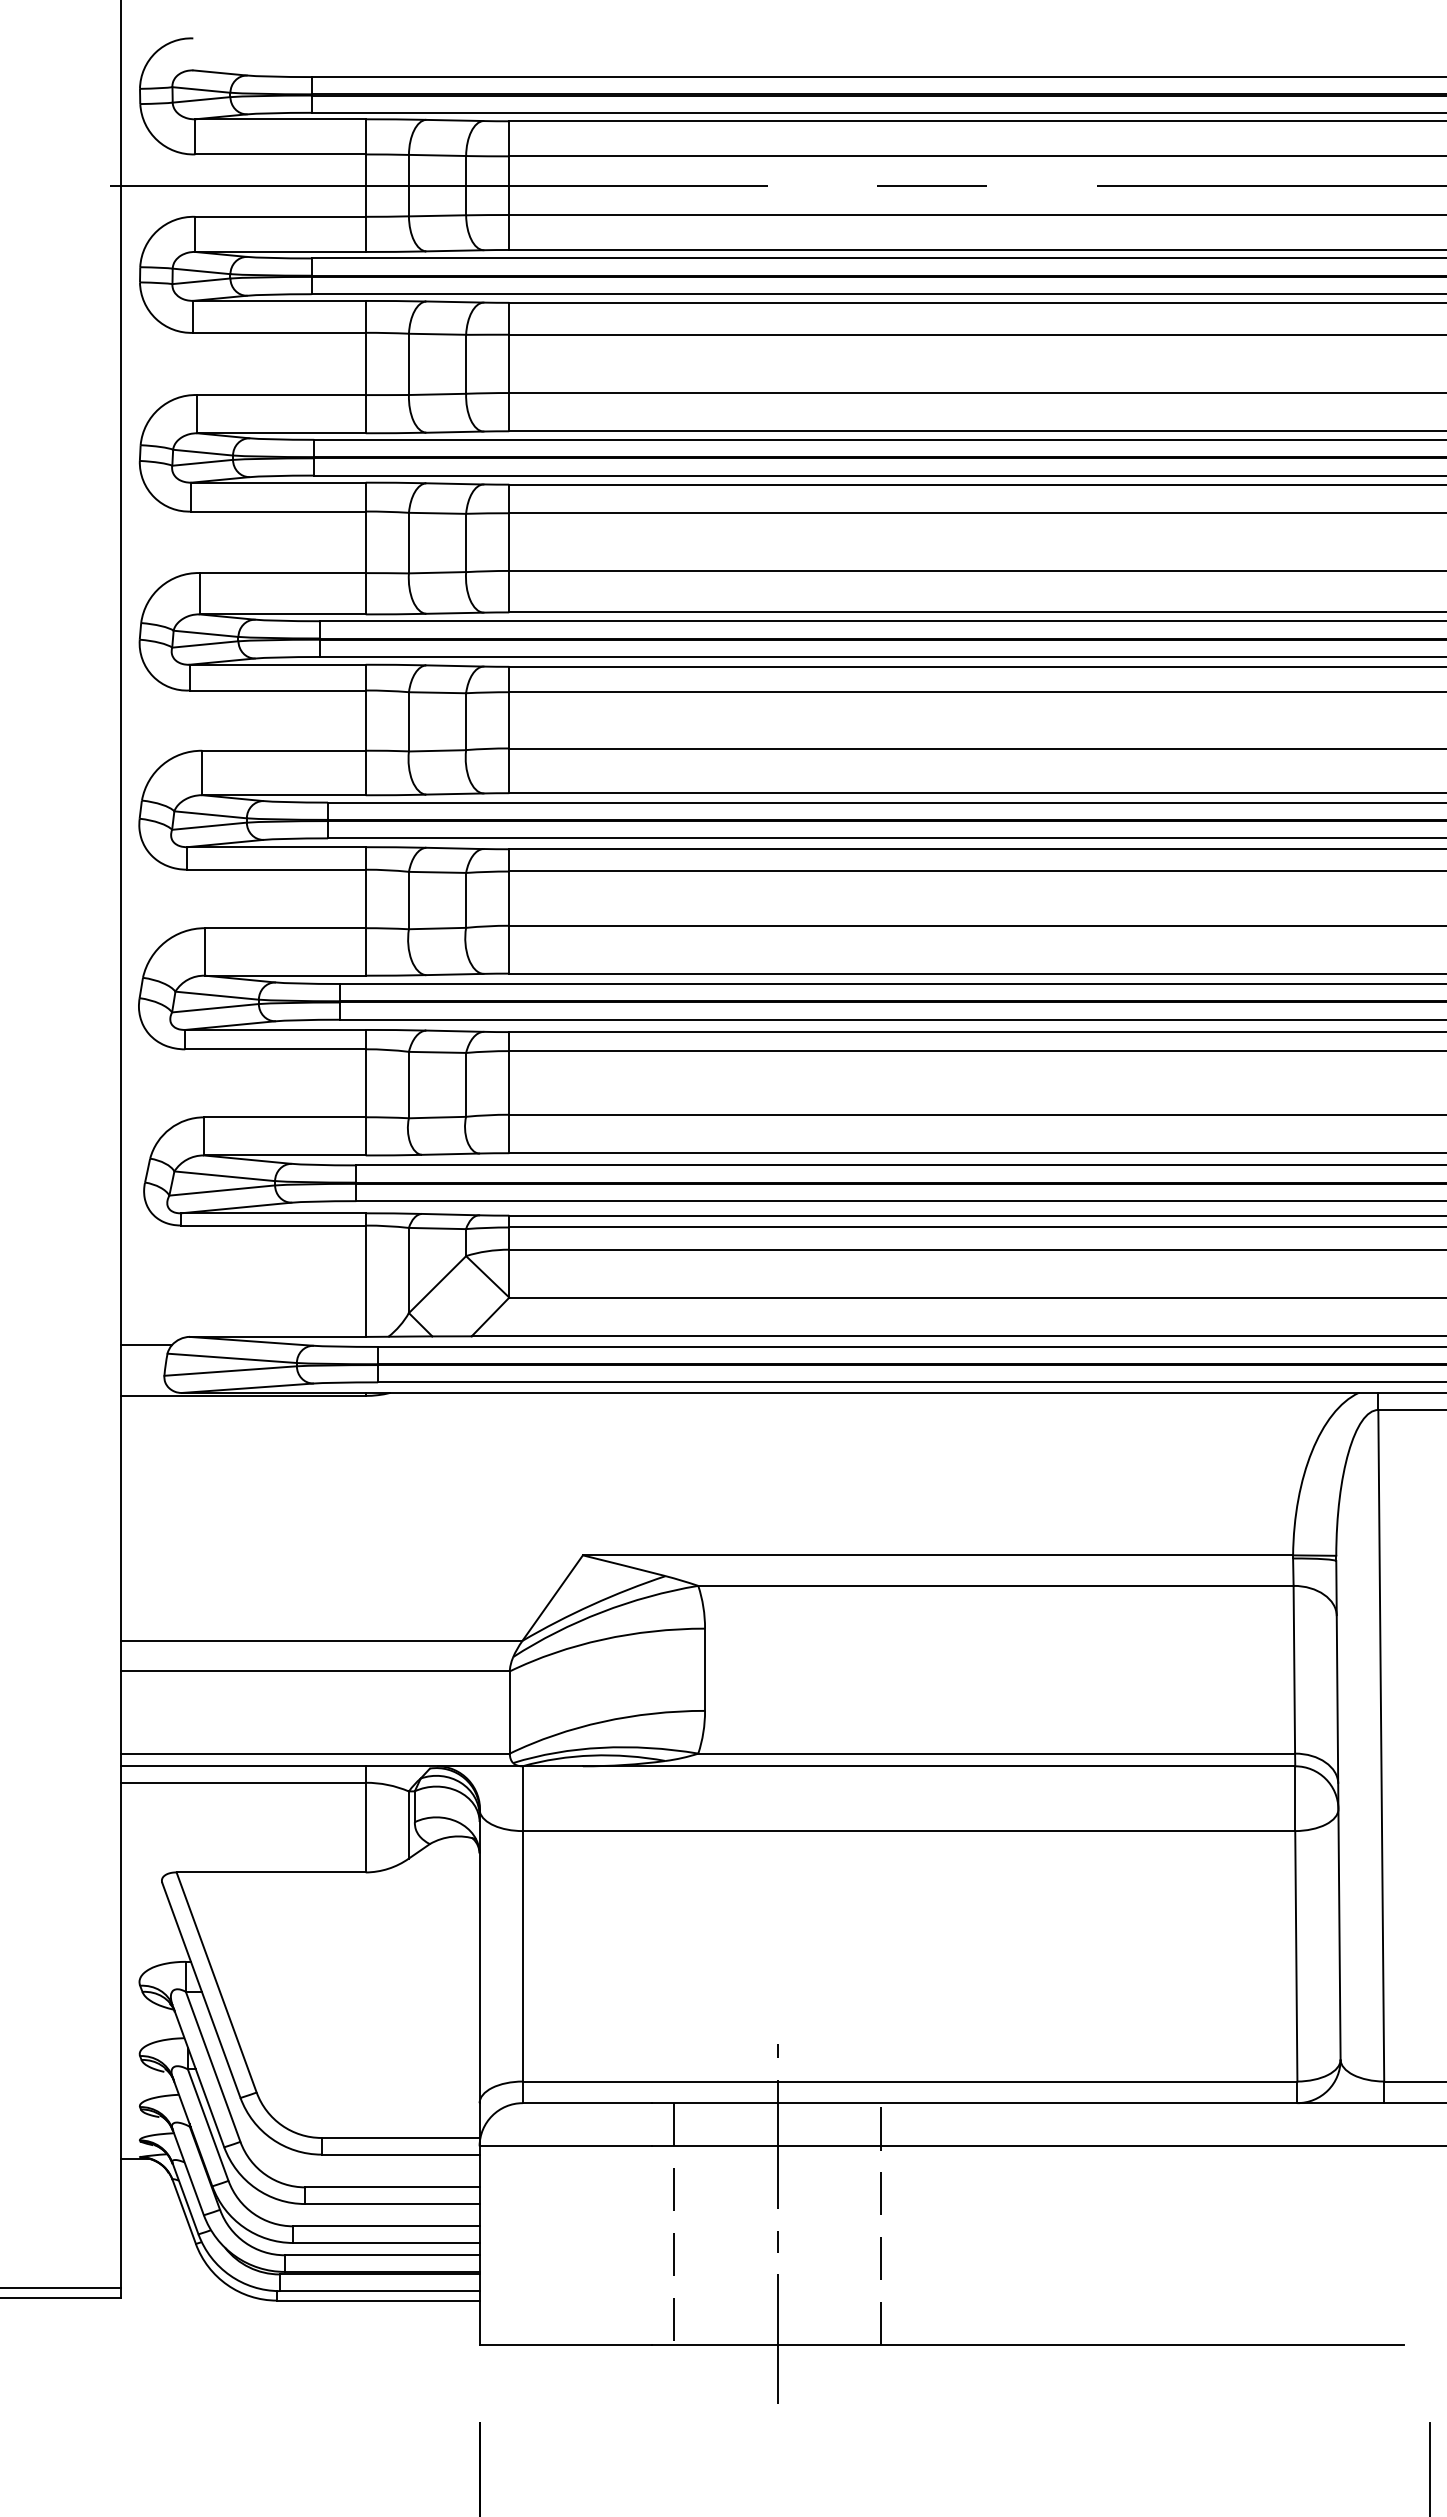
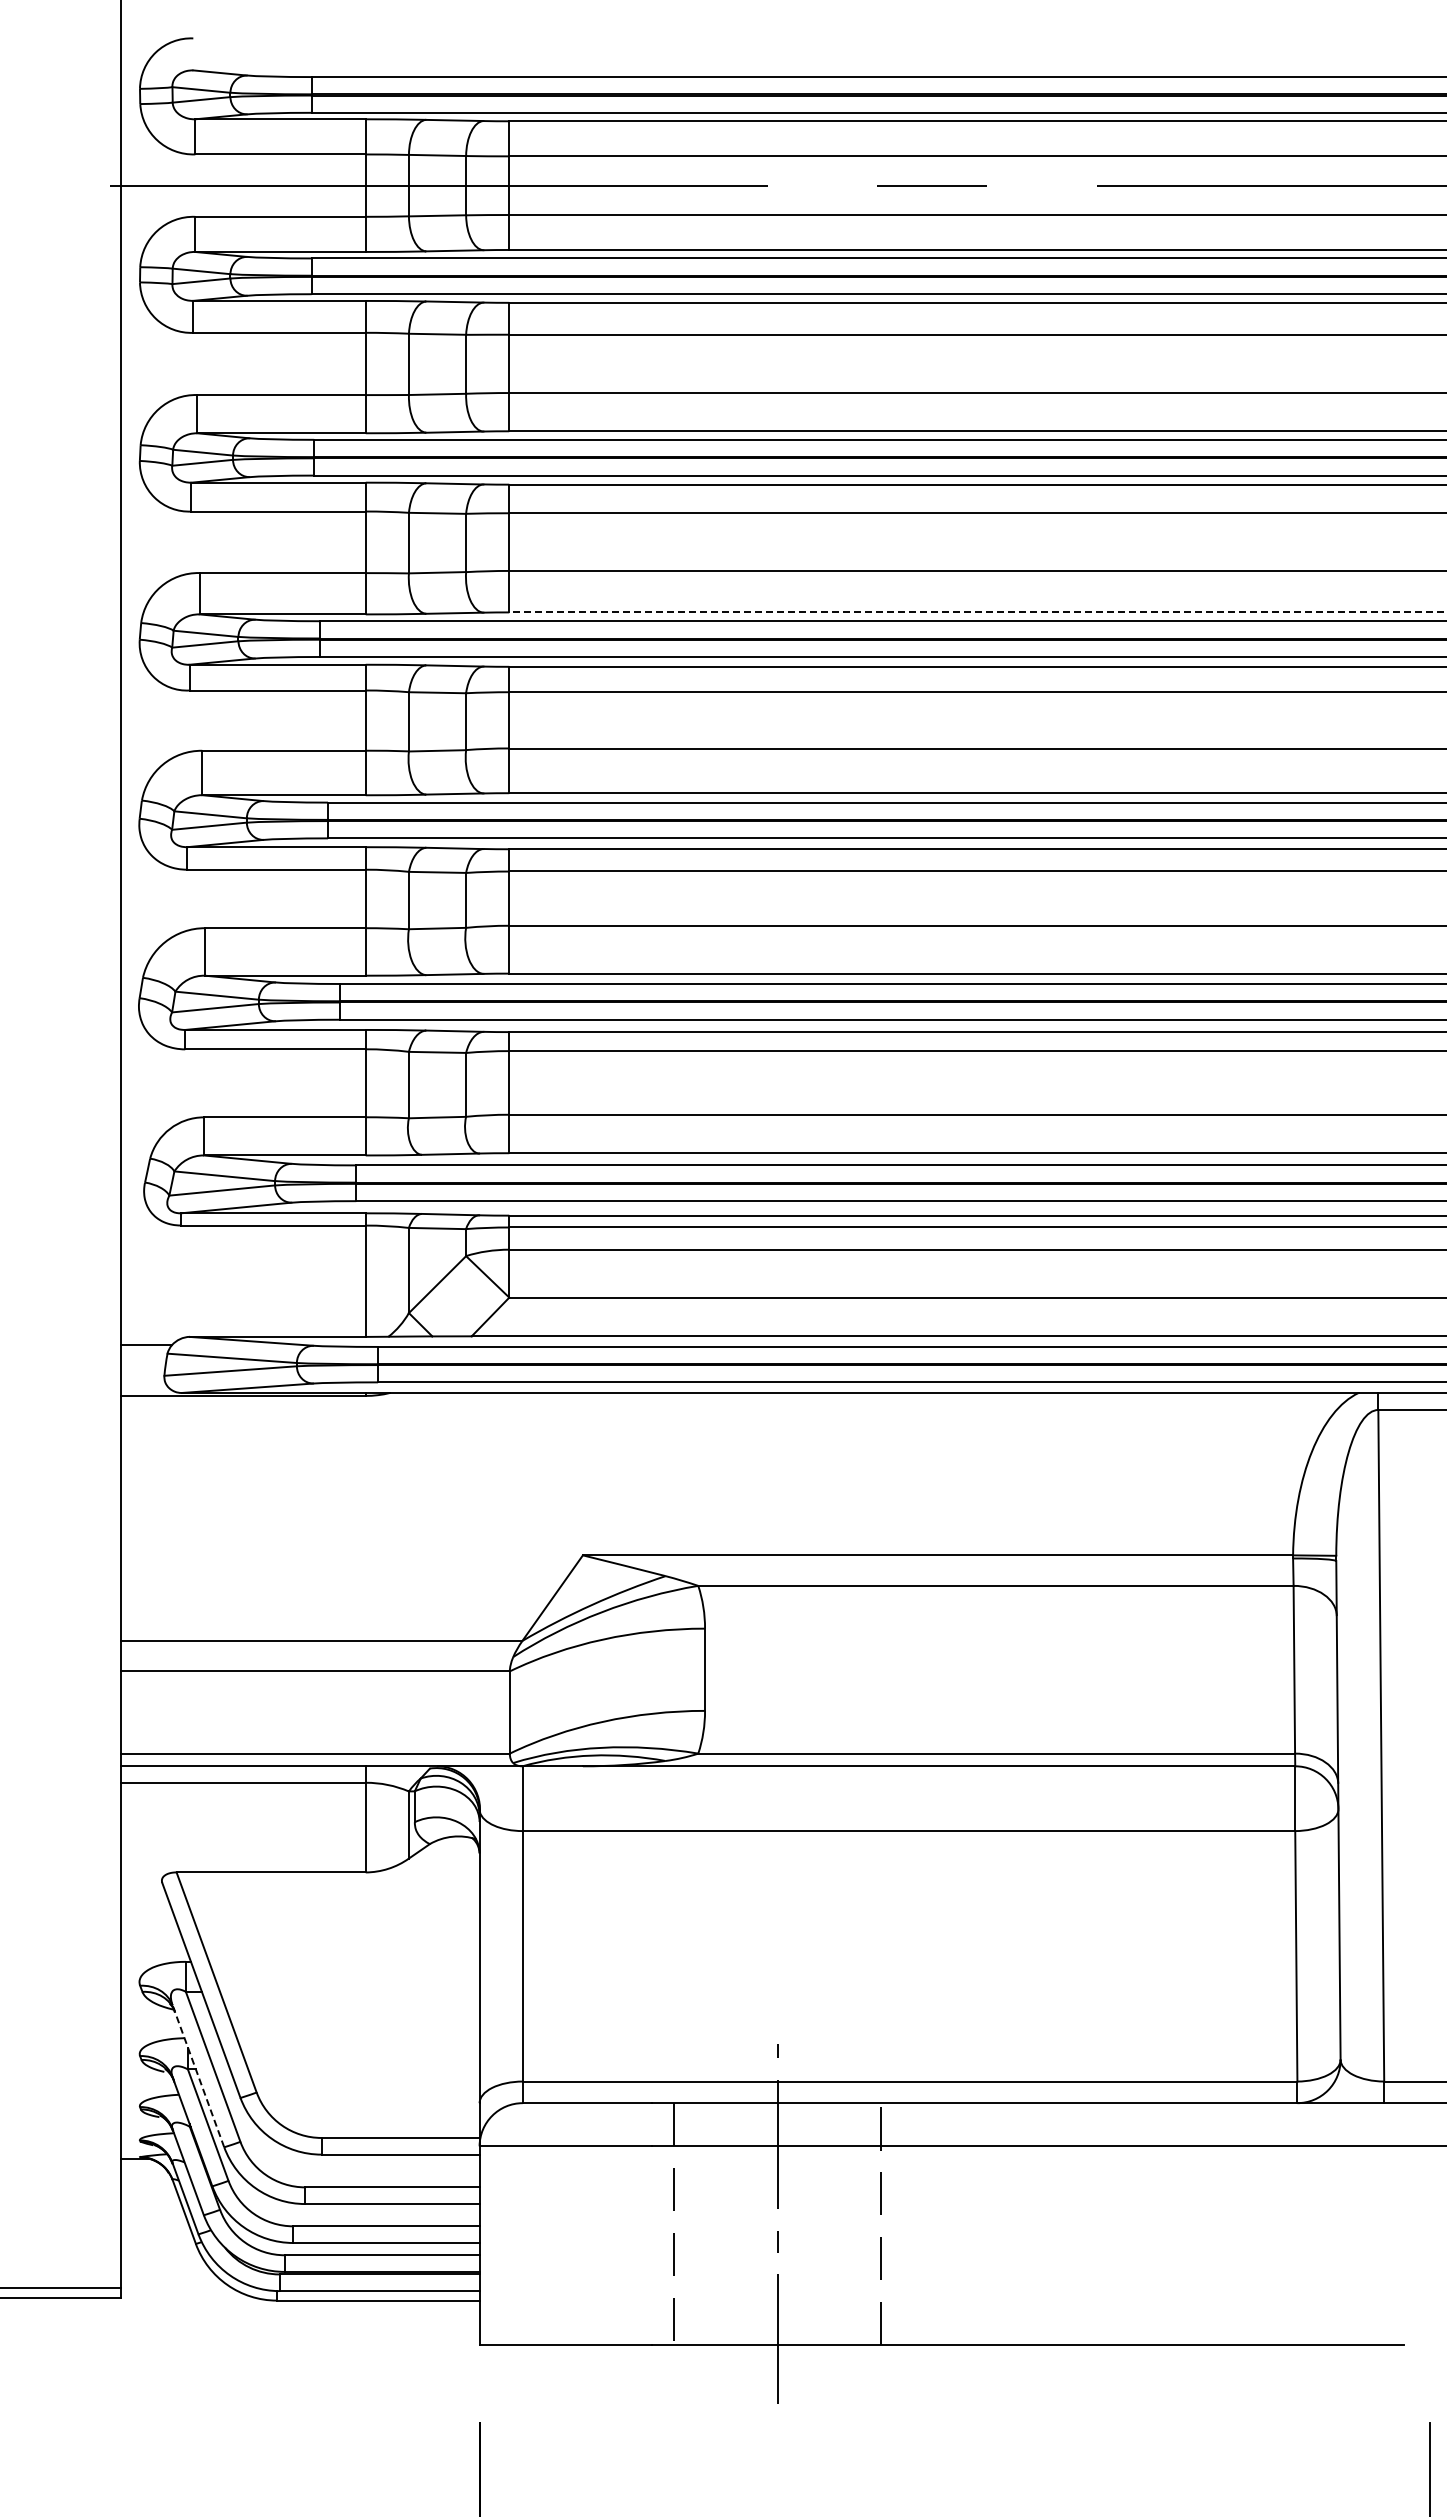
line: solid -> dashed (977, 612)
line: solid -> dashed (198, 2075)
